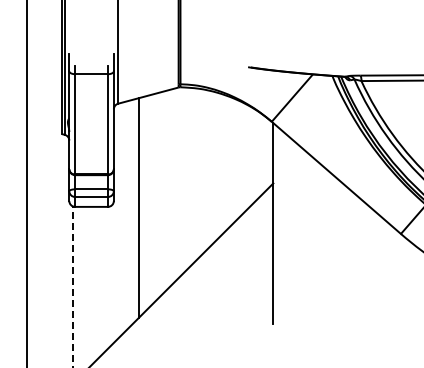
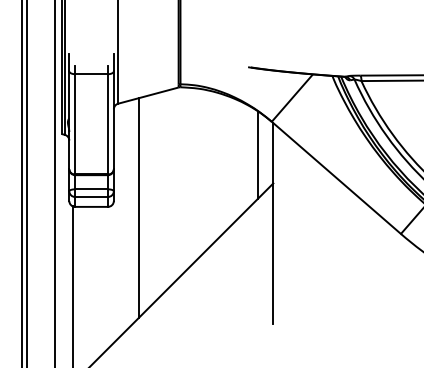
line: none -> present (258, 154)
line: none -> present (21, 183)
line: none -> present (54, 183)
line: dashed -> solid (73, 287)
